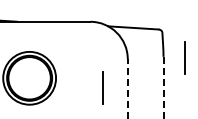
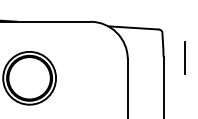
line: present -> none (102, 87)
line: dashed -> solid (163, 87)
line: dashed -> solid (127, 88)
